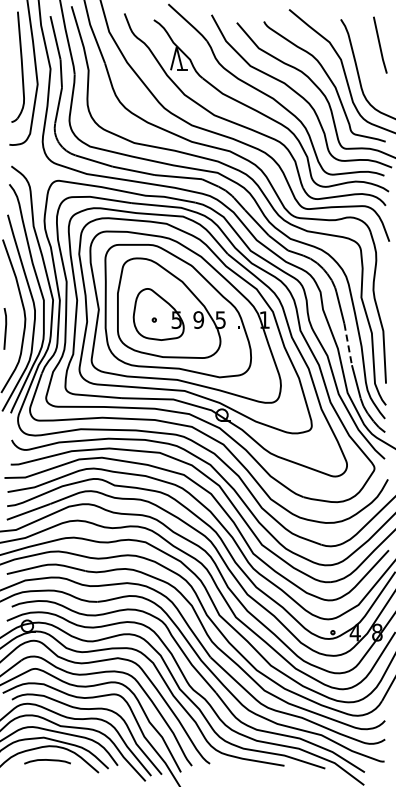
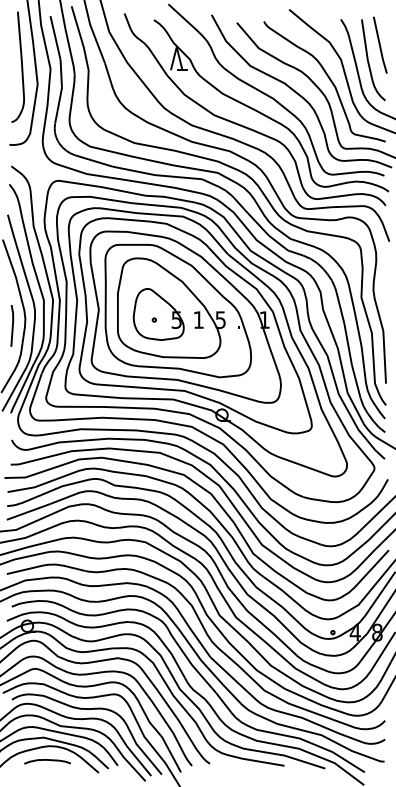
curve: none -> present (369, 61)
text: 9 -> 1 (198, 319)
line position: (5, 328) -> (12, 325) (12, 325)
line: dashed -> solid (348, 344)
